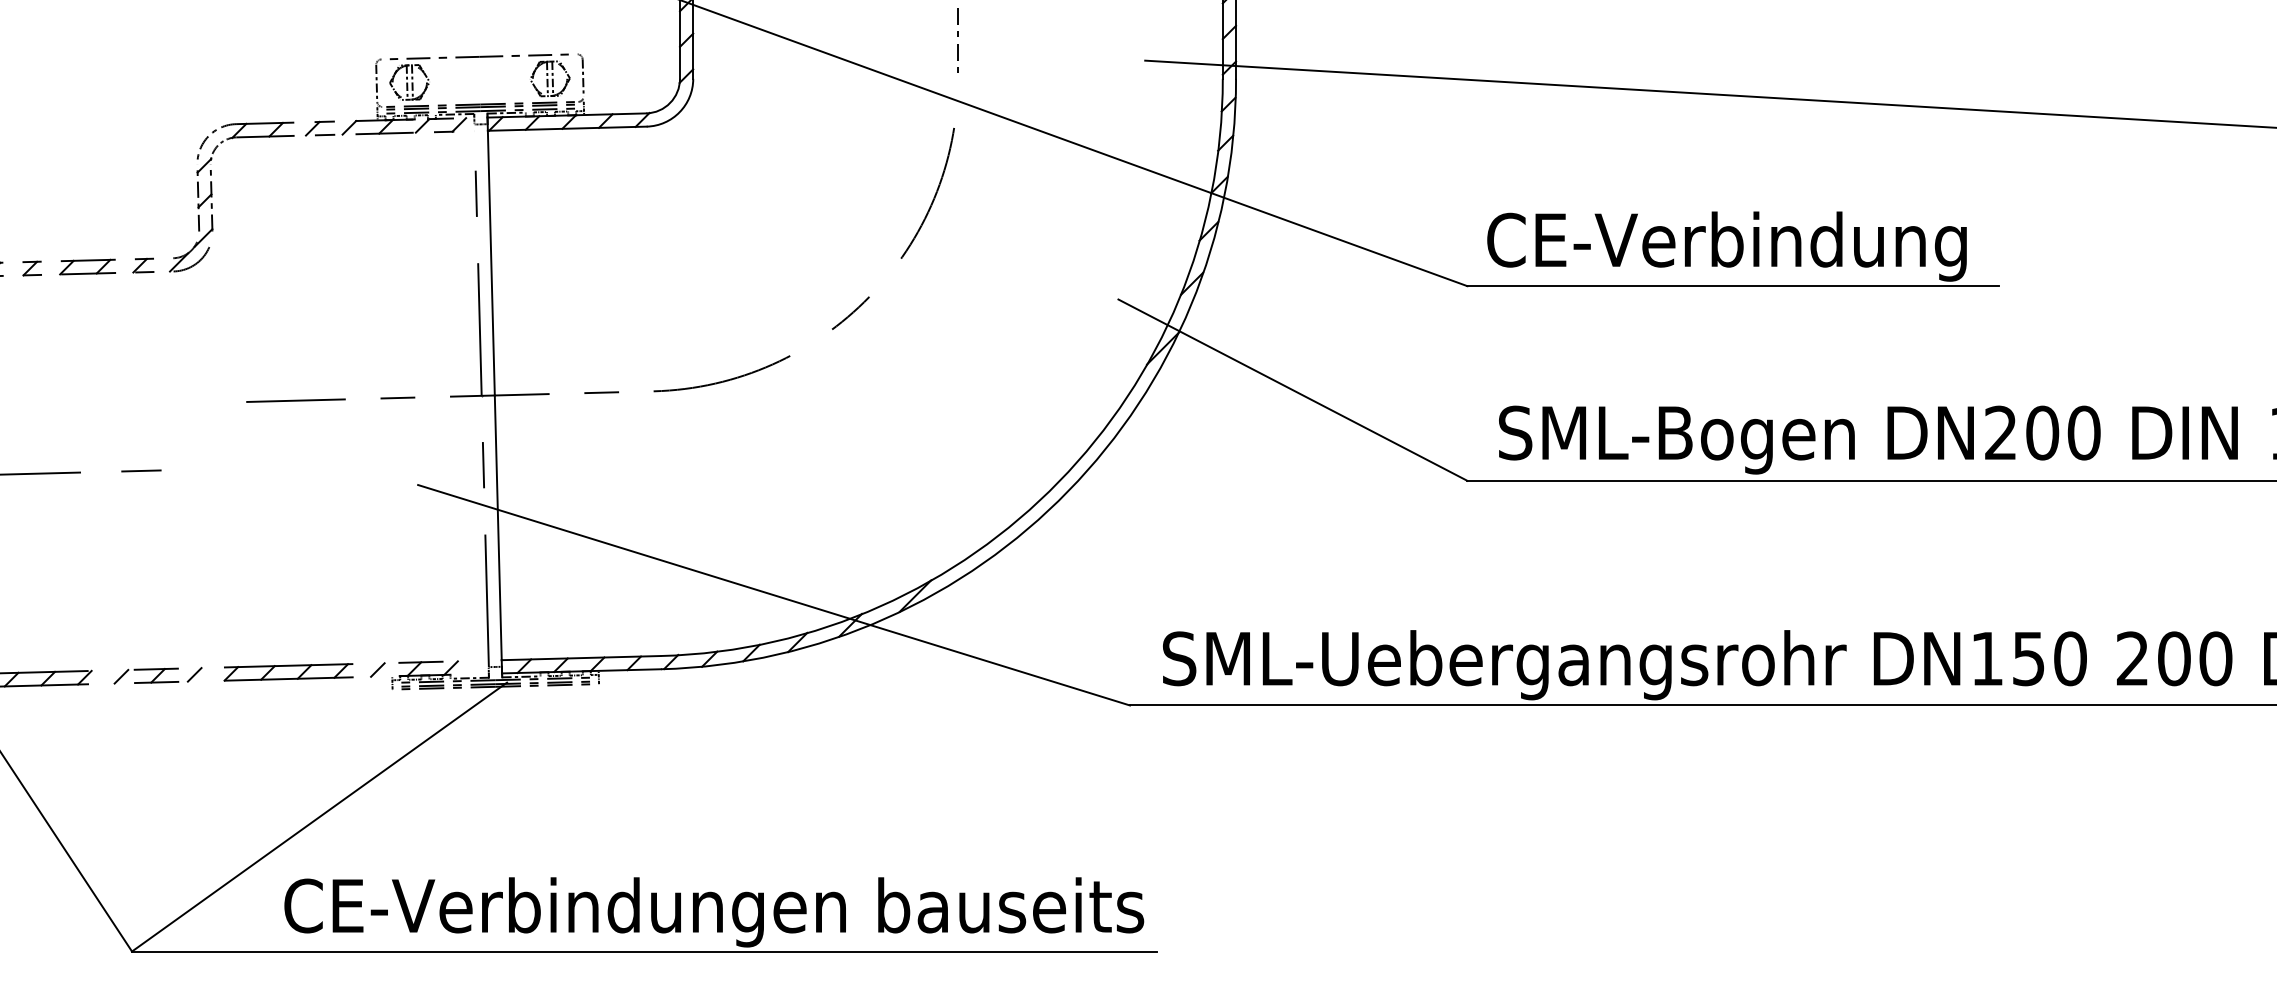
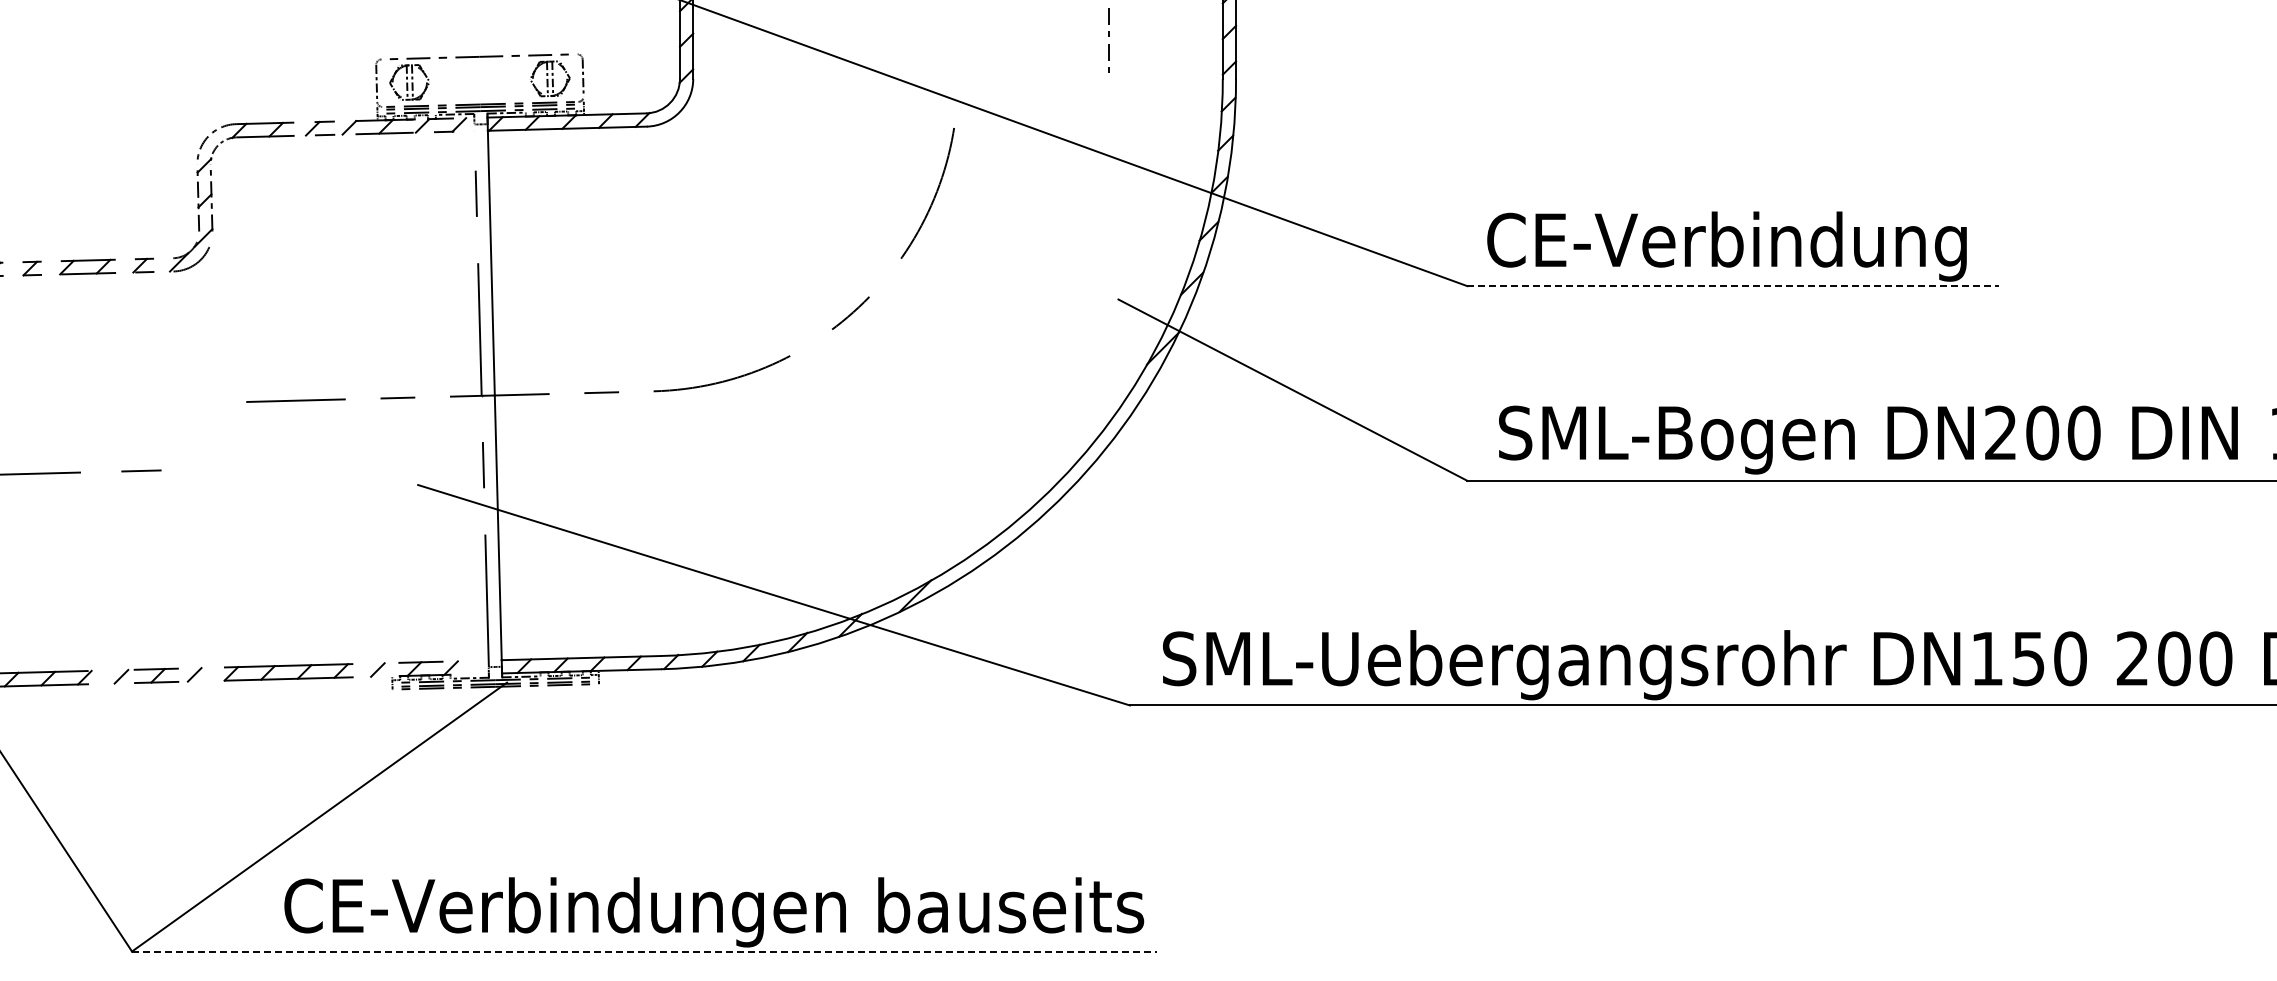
line position: (957, 36) -> (1108, 36) (1108, 36)
line: present -> none (1709, 93)
line: solid -> dashed (1733, 286)
line: solid -> dashed (645, 951)
